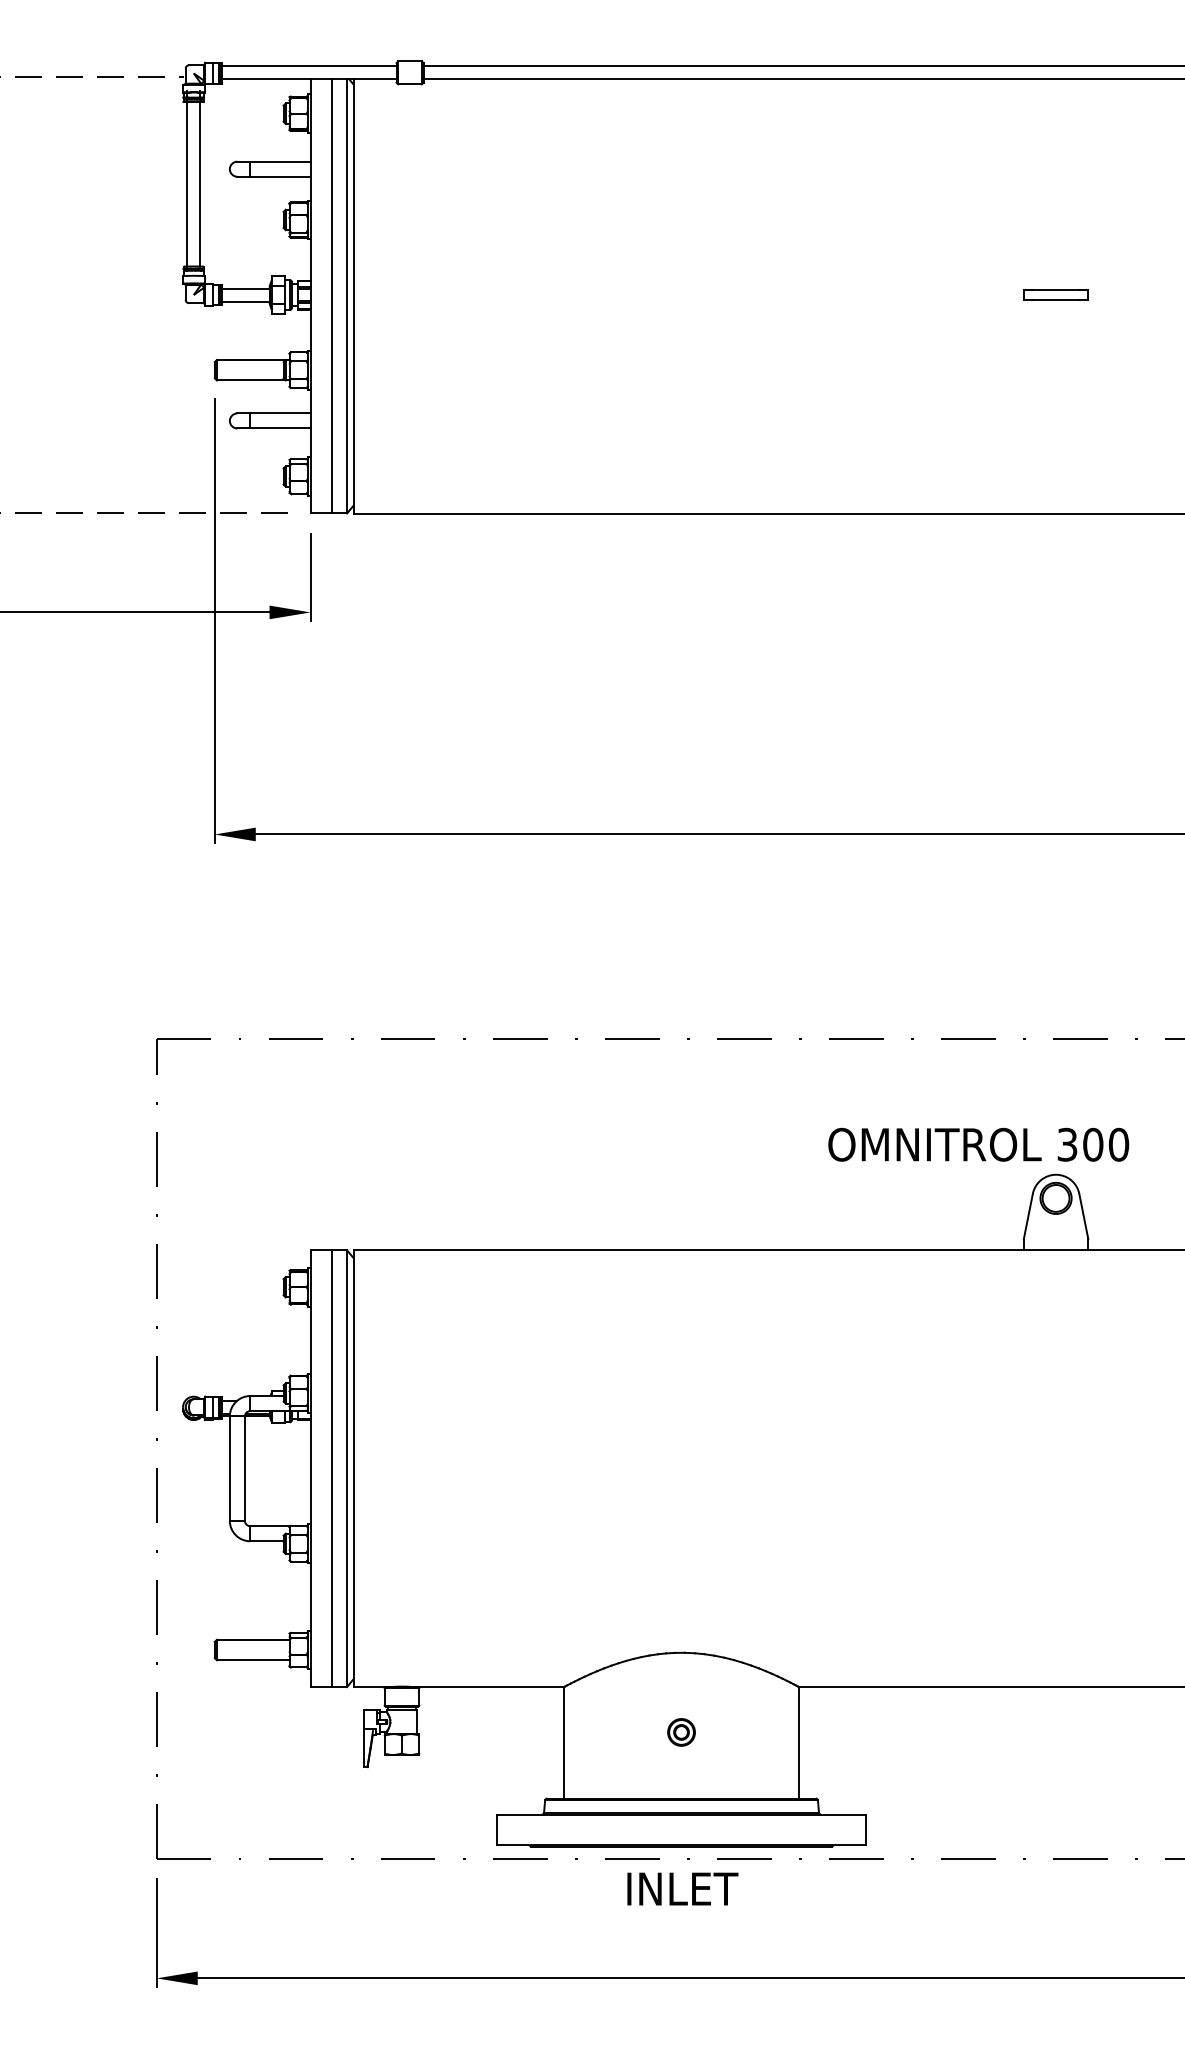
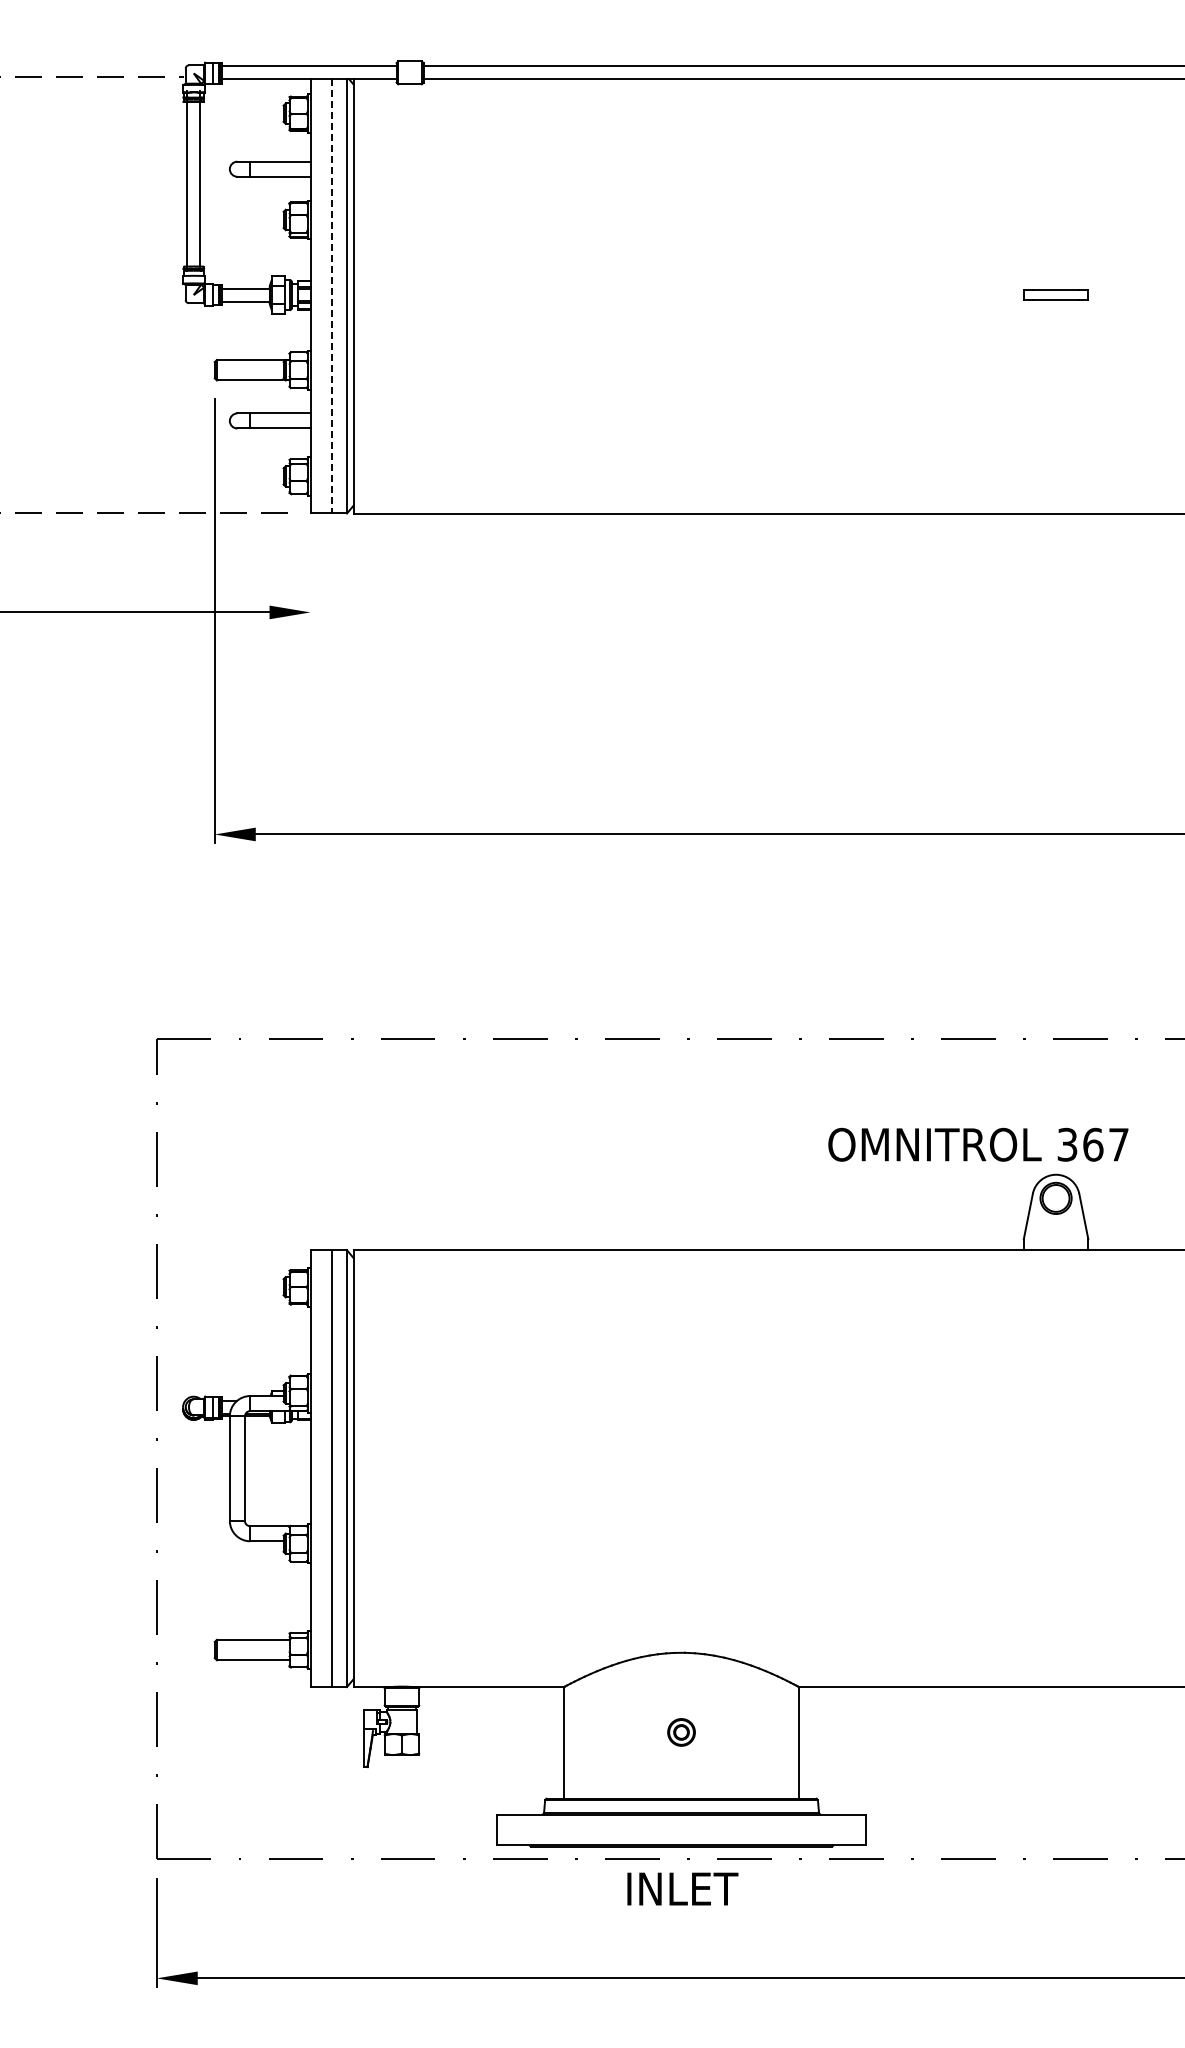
line: solid -> dashed (332, 296)
line: present -> none (310, 576)
text: 300 -> 367 (1106, 1144)
